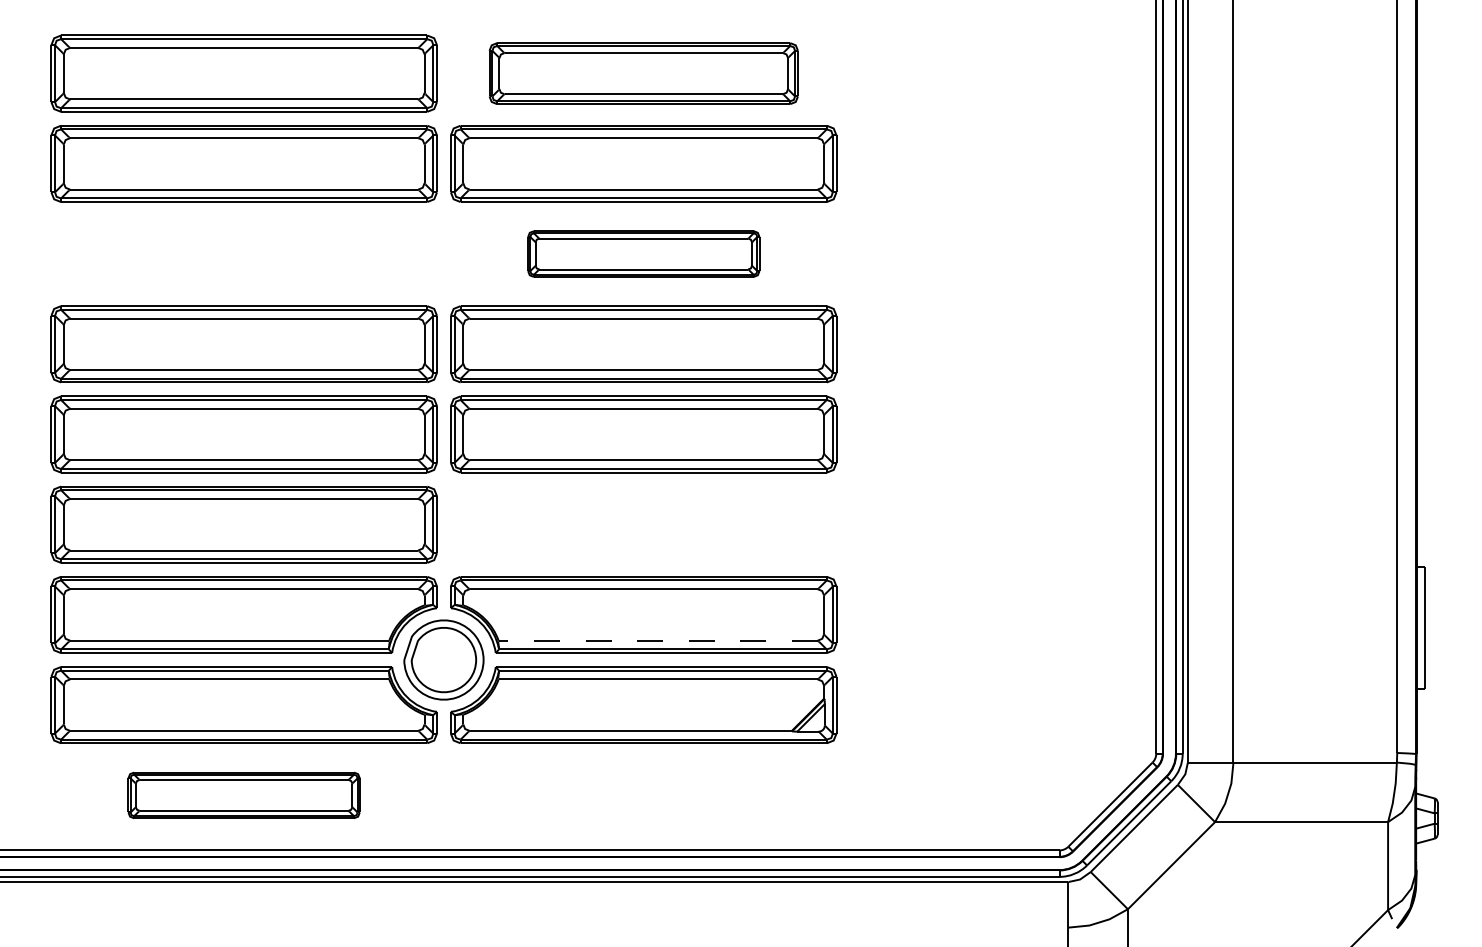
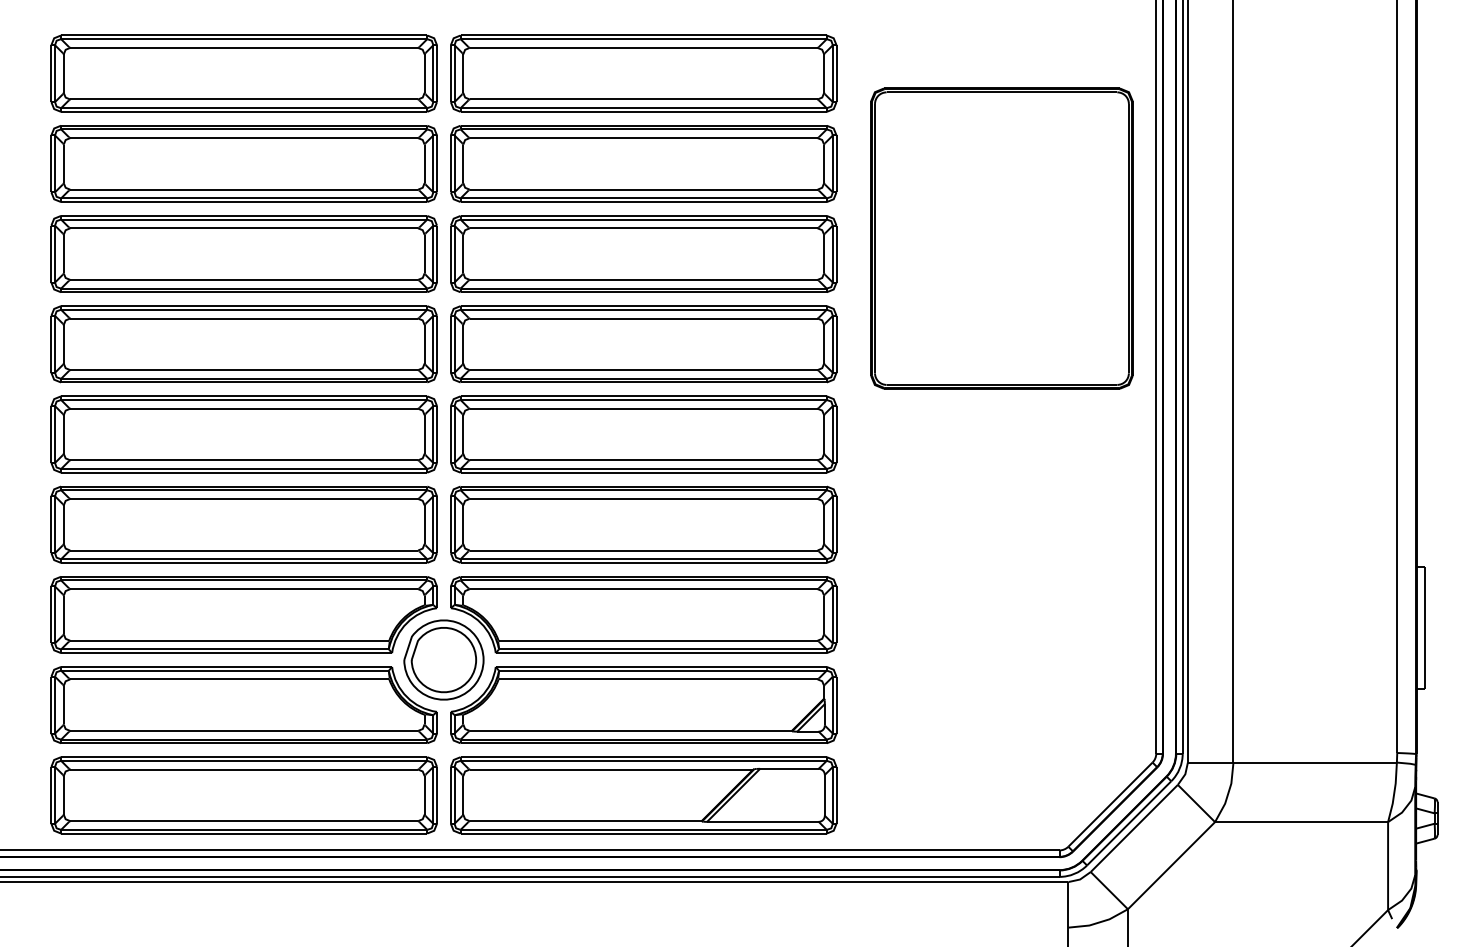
part size: 311x63 px -> 388x79 px (643, 73)
part: none -> present (1001, 238)
part: none -> present (243, 253)
part size: 234x48 px -> 388x78 px (643, 253)
part: none -> present (643, 524)
line: dashed -> solid (658, 640)
part size: 234x48 px -> 388x79 px (243, 795)
part: none -> present (643, 795)
